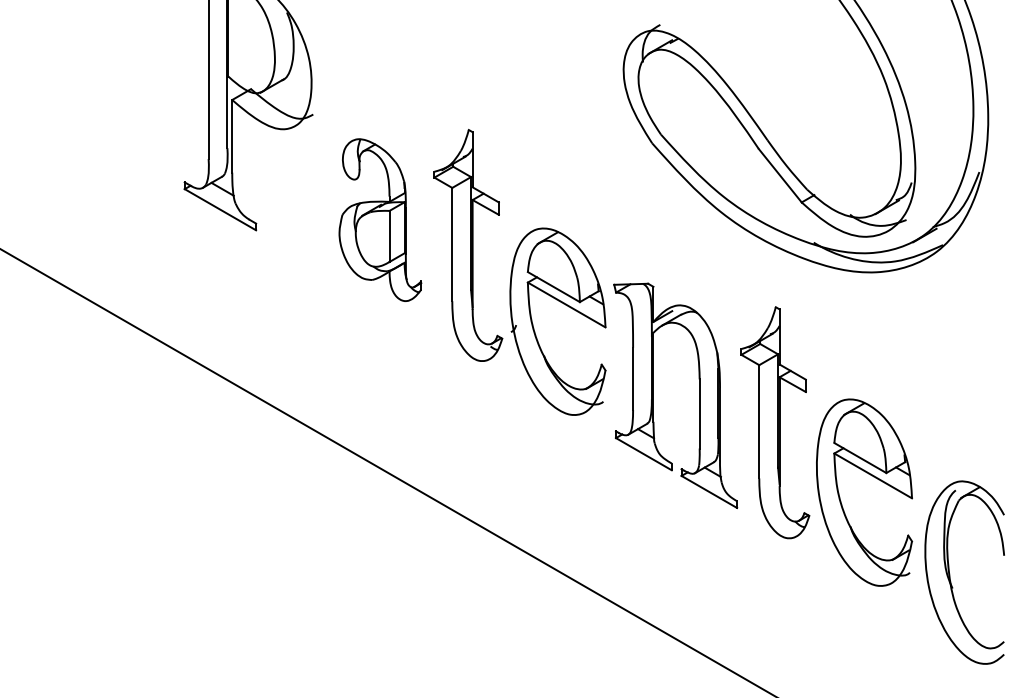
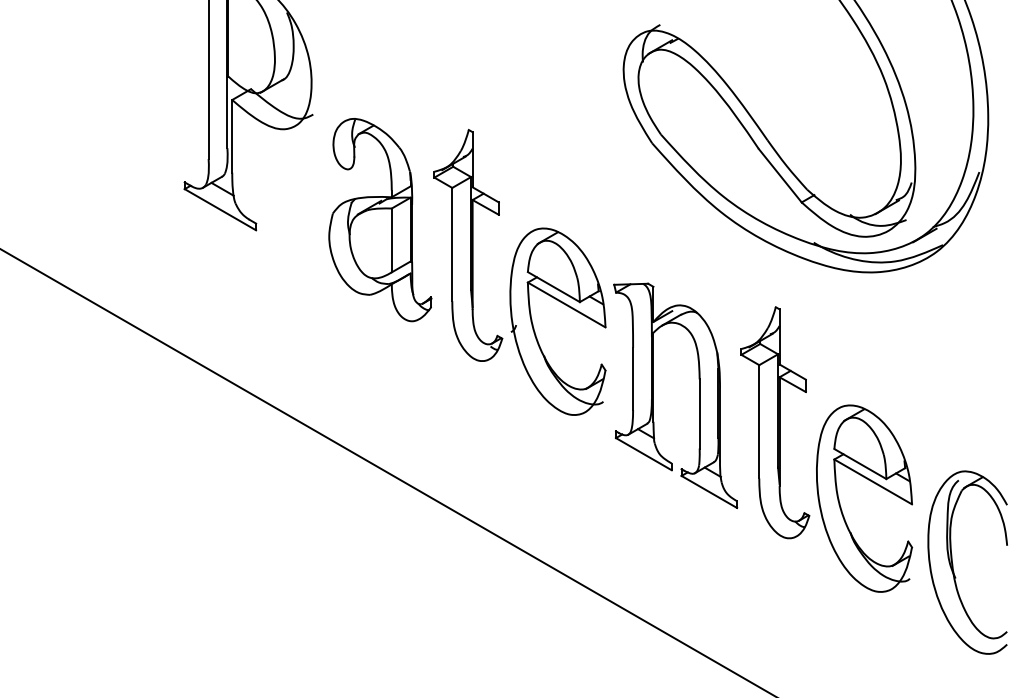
part size: 85x164 px -> 105x205 px (380, 220)
part position: (873, 477) -> (873, 483) (873, 483)
part position: (950, 574) -> (953, 564) (953, 564)
